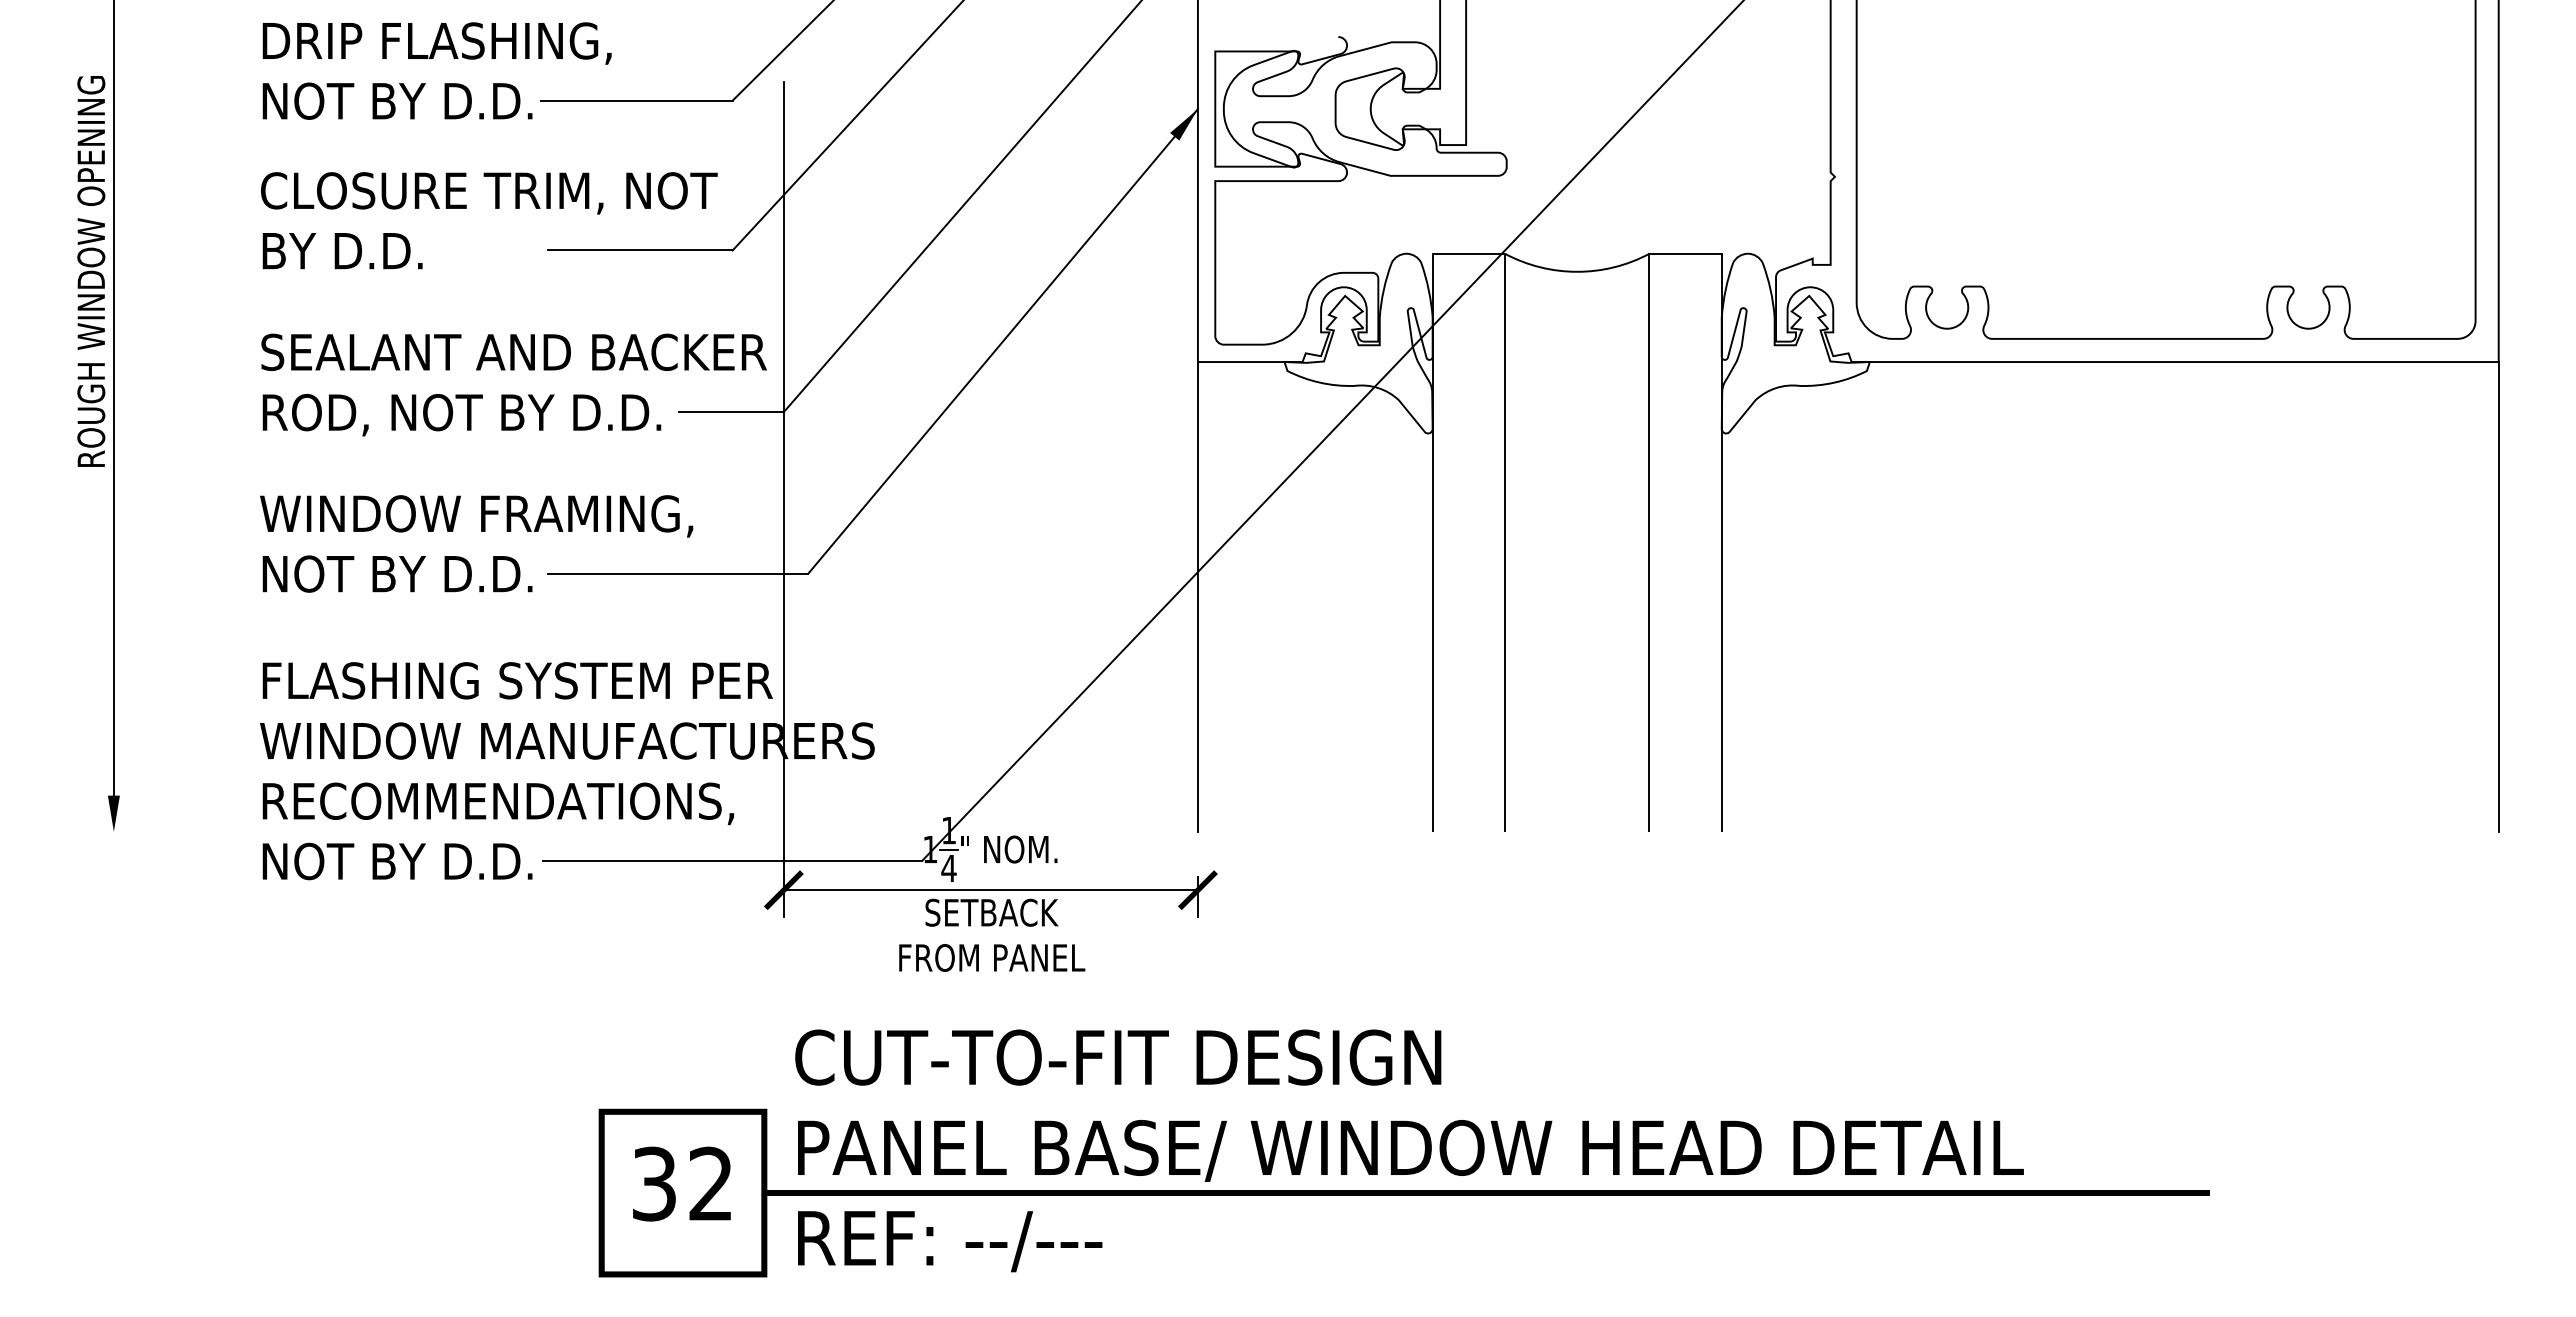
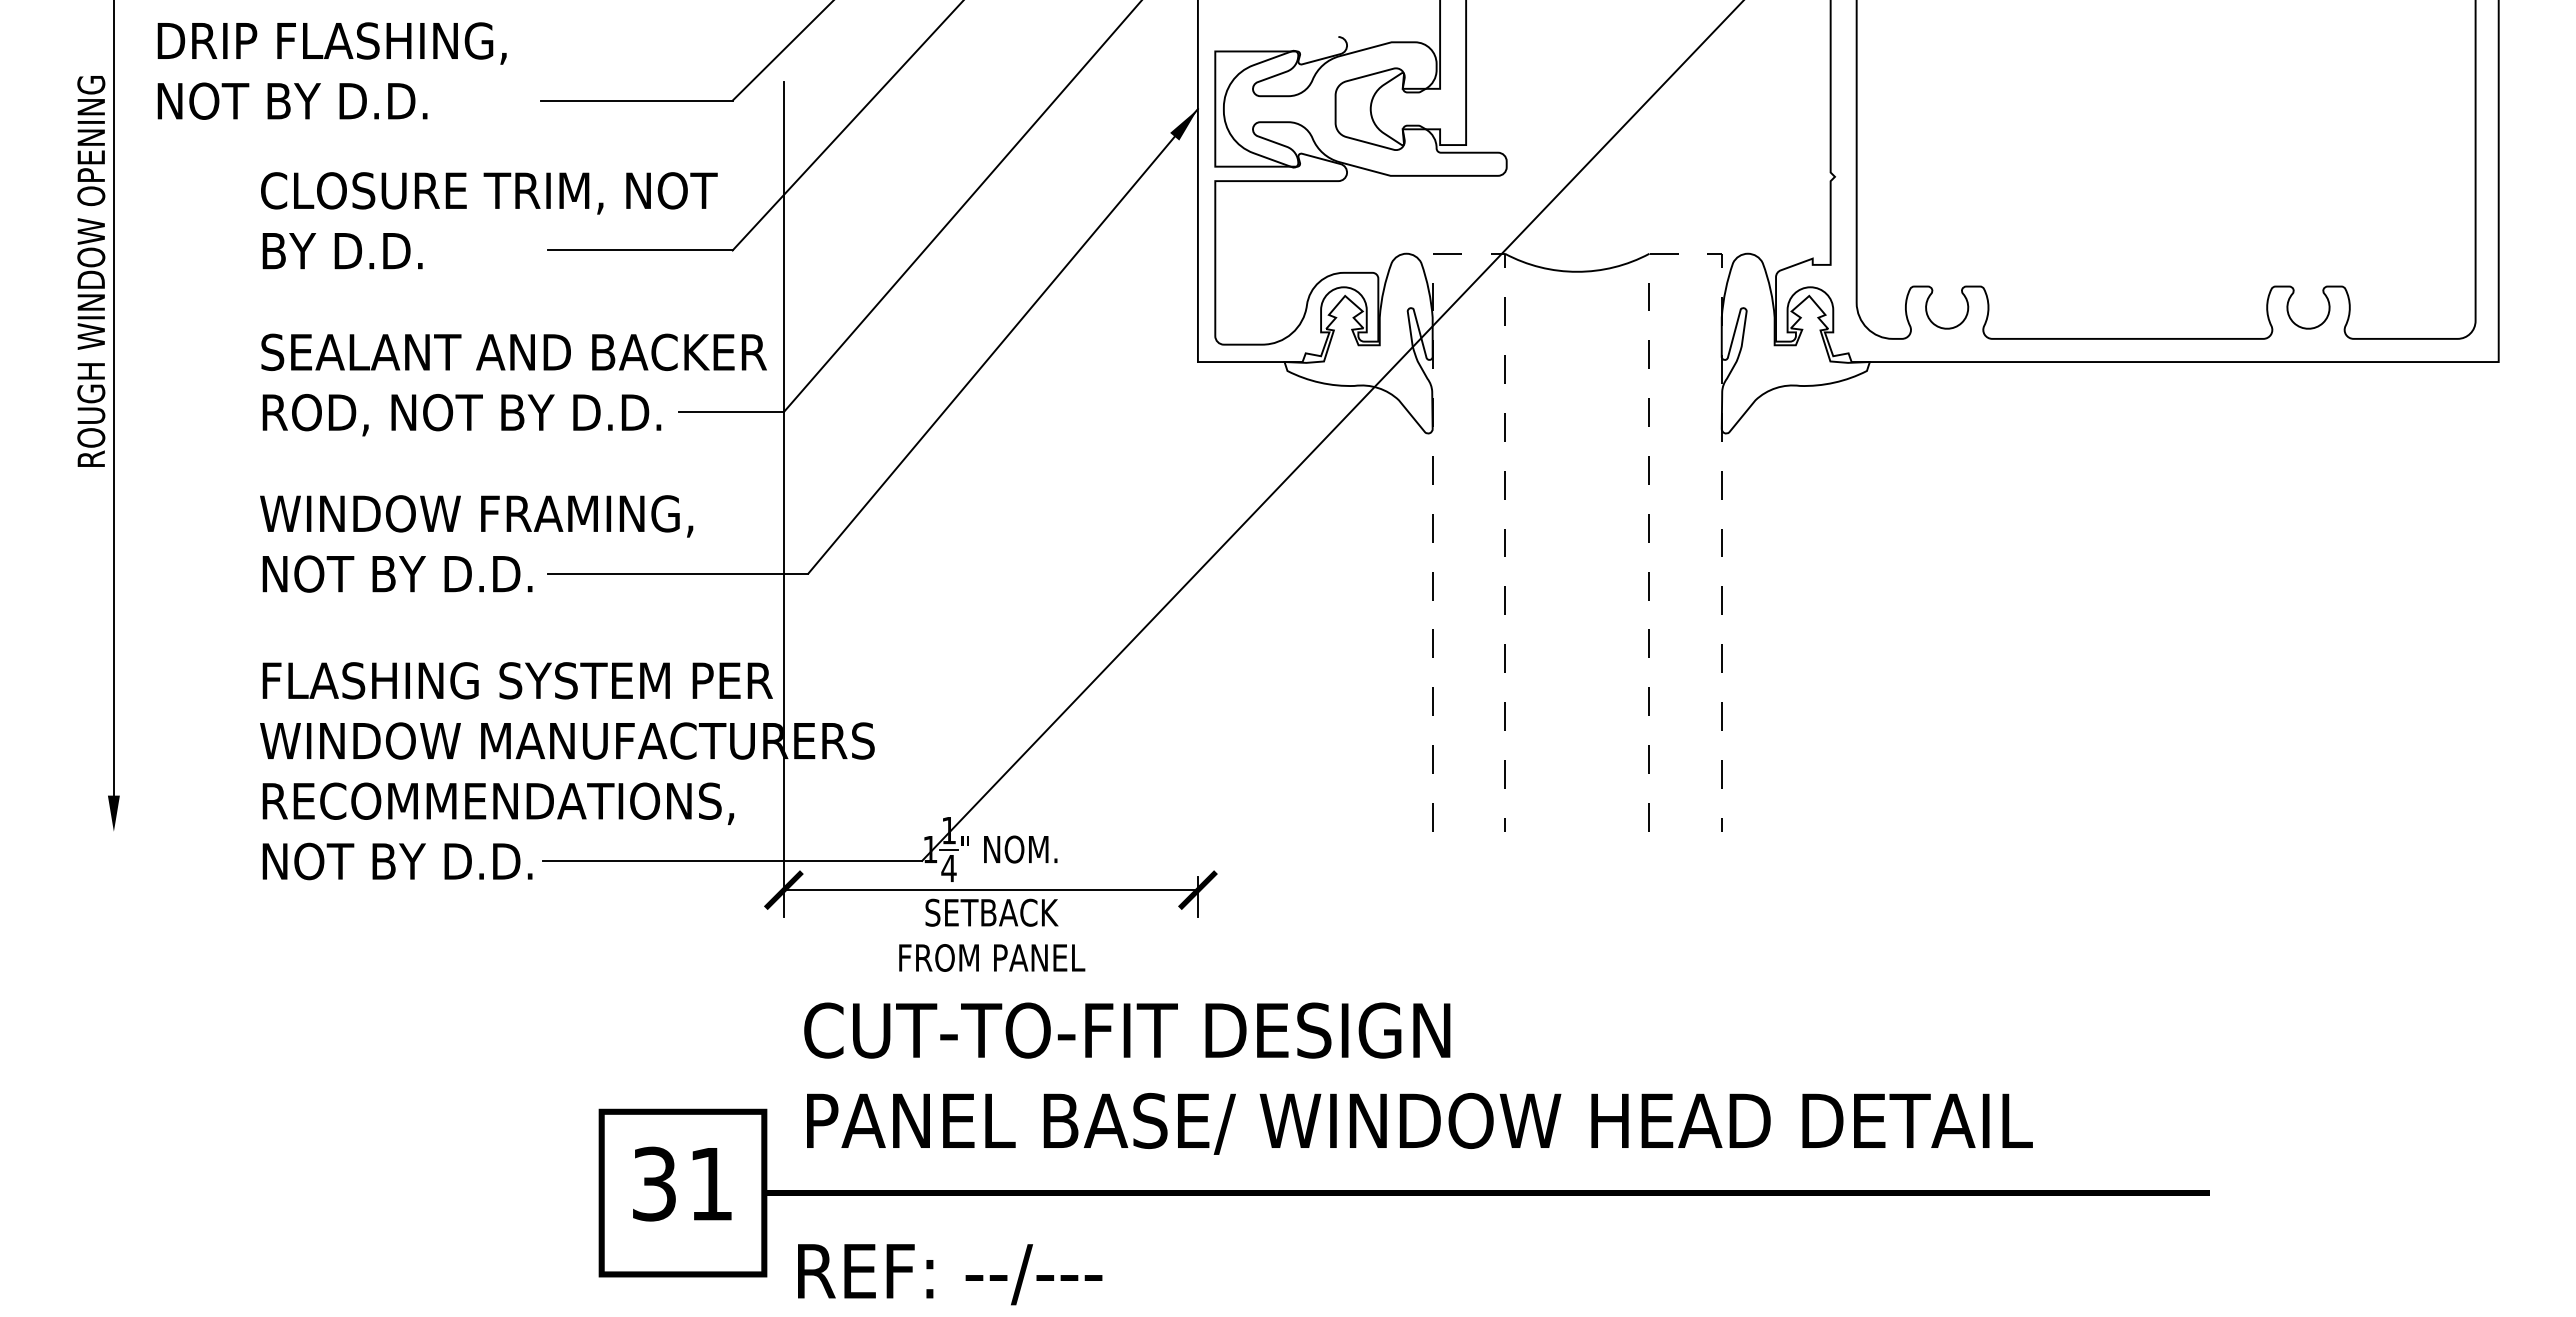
text position: (436, 70) -> (331, 70) (331, 70)
line: solid -> dashed (1469, 253)
line: solid -> dashed (1686, 253)
line: present -> none (1197, 596)
line: present -> none (2498, 596)
text position: (1409, 1105) -> (1418, 1078) (1418, 1078)
text: 32 -> 31 (710, 1183)
text position: (950, 1241) -> (950, 1274) (950, 1274)
